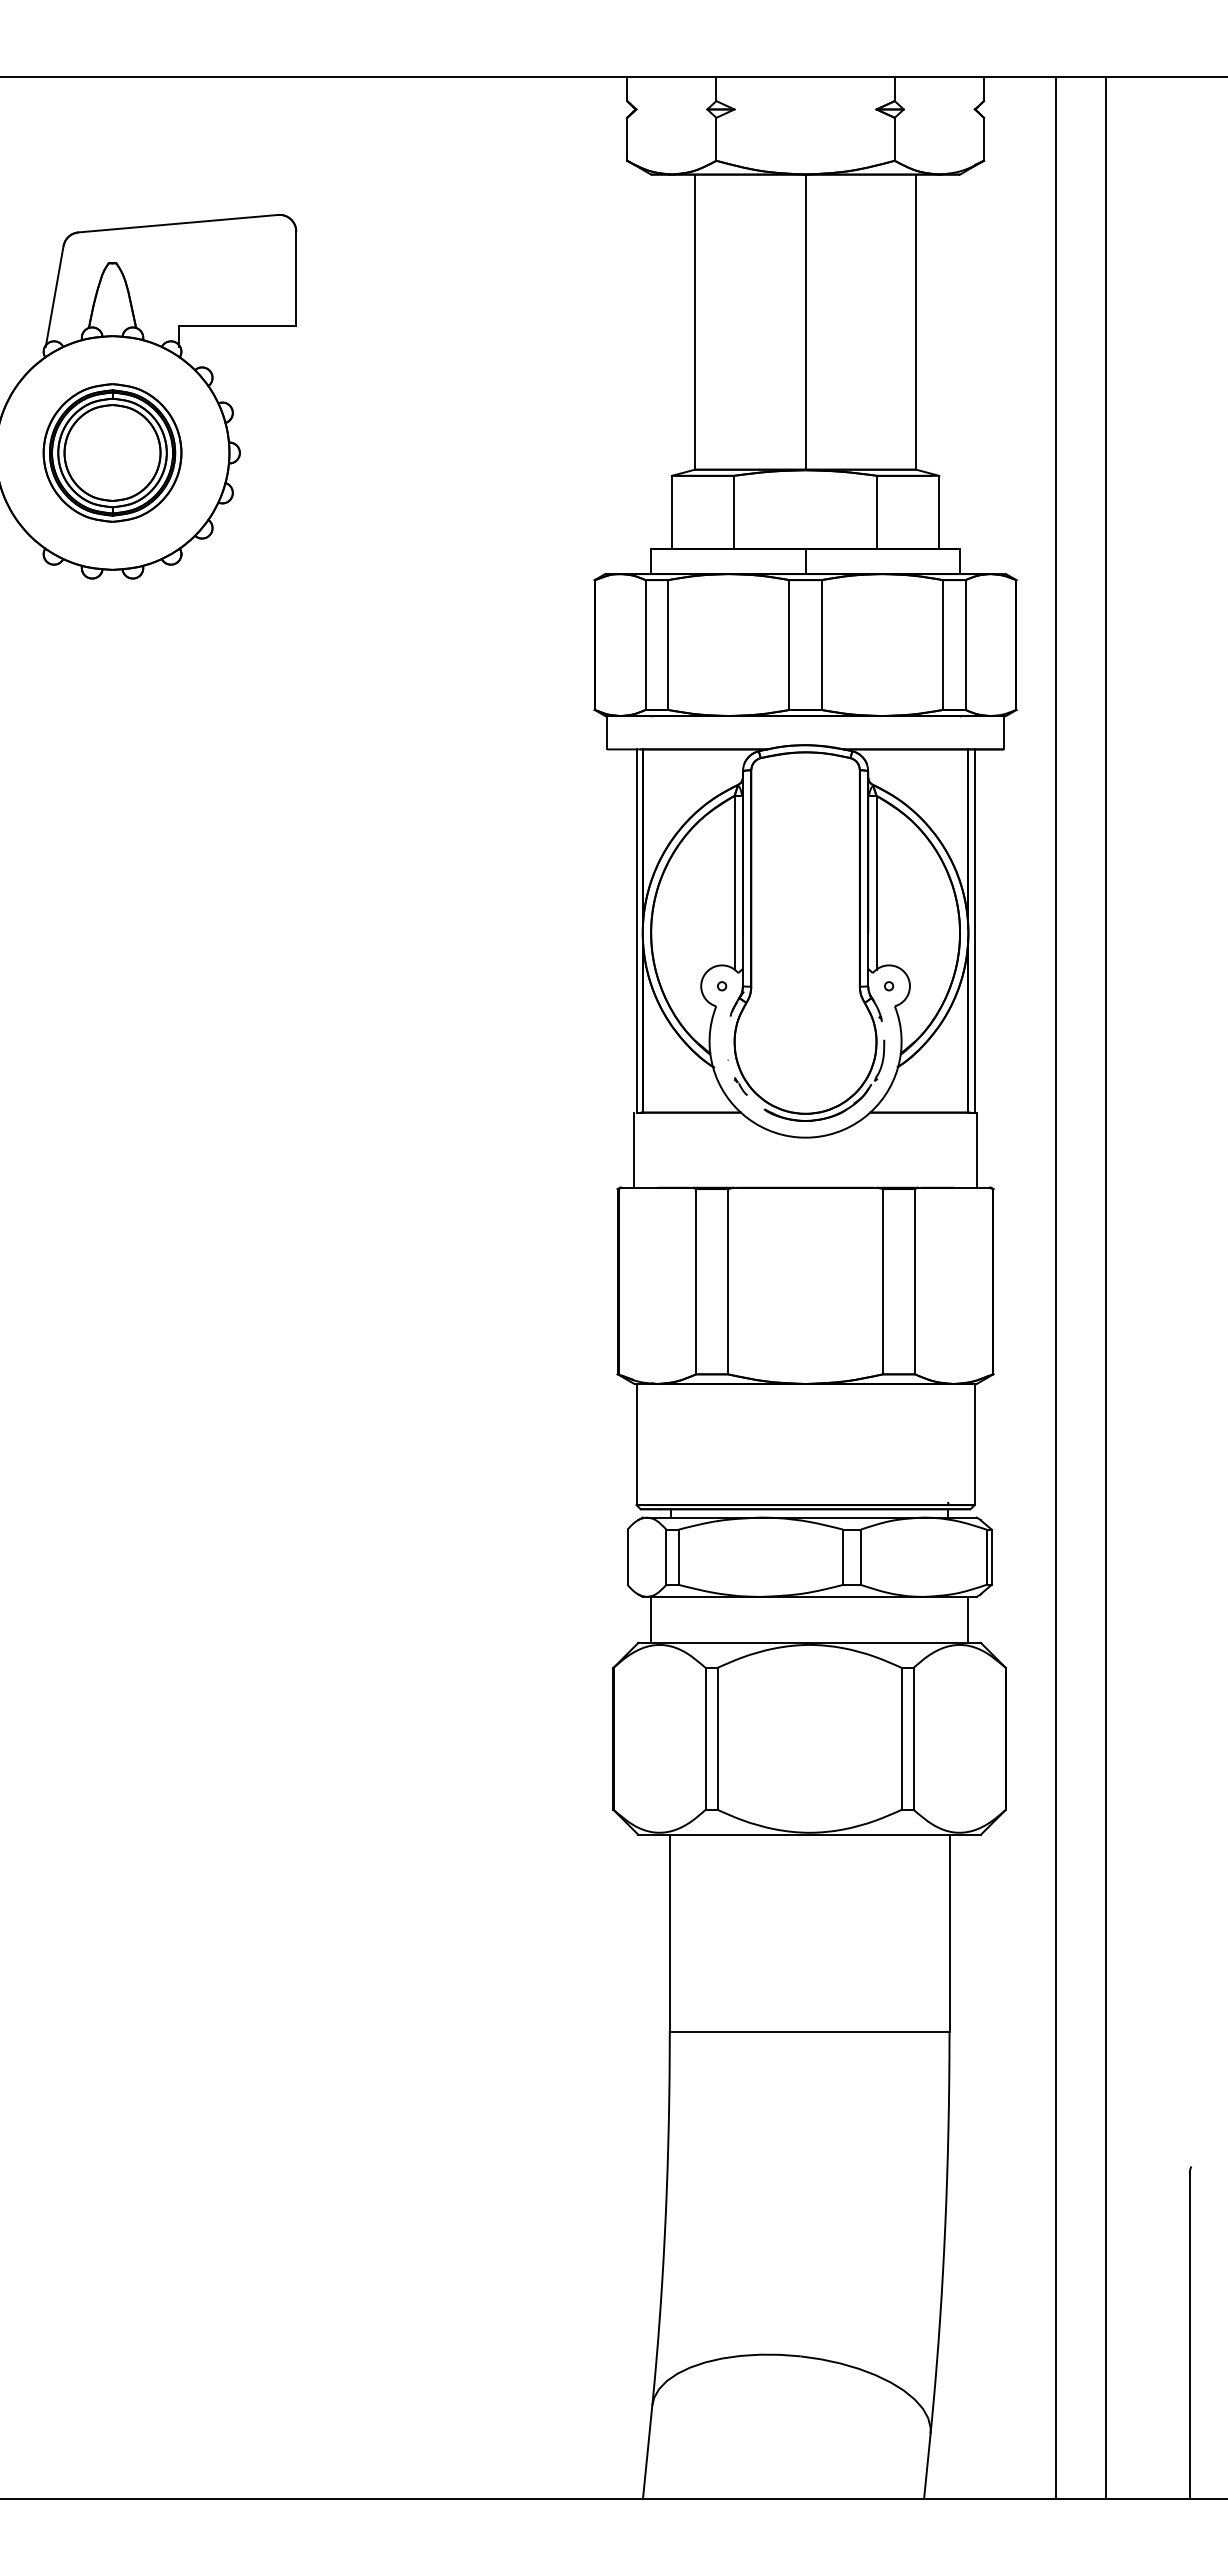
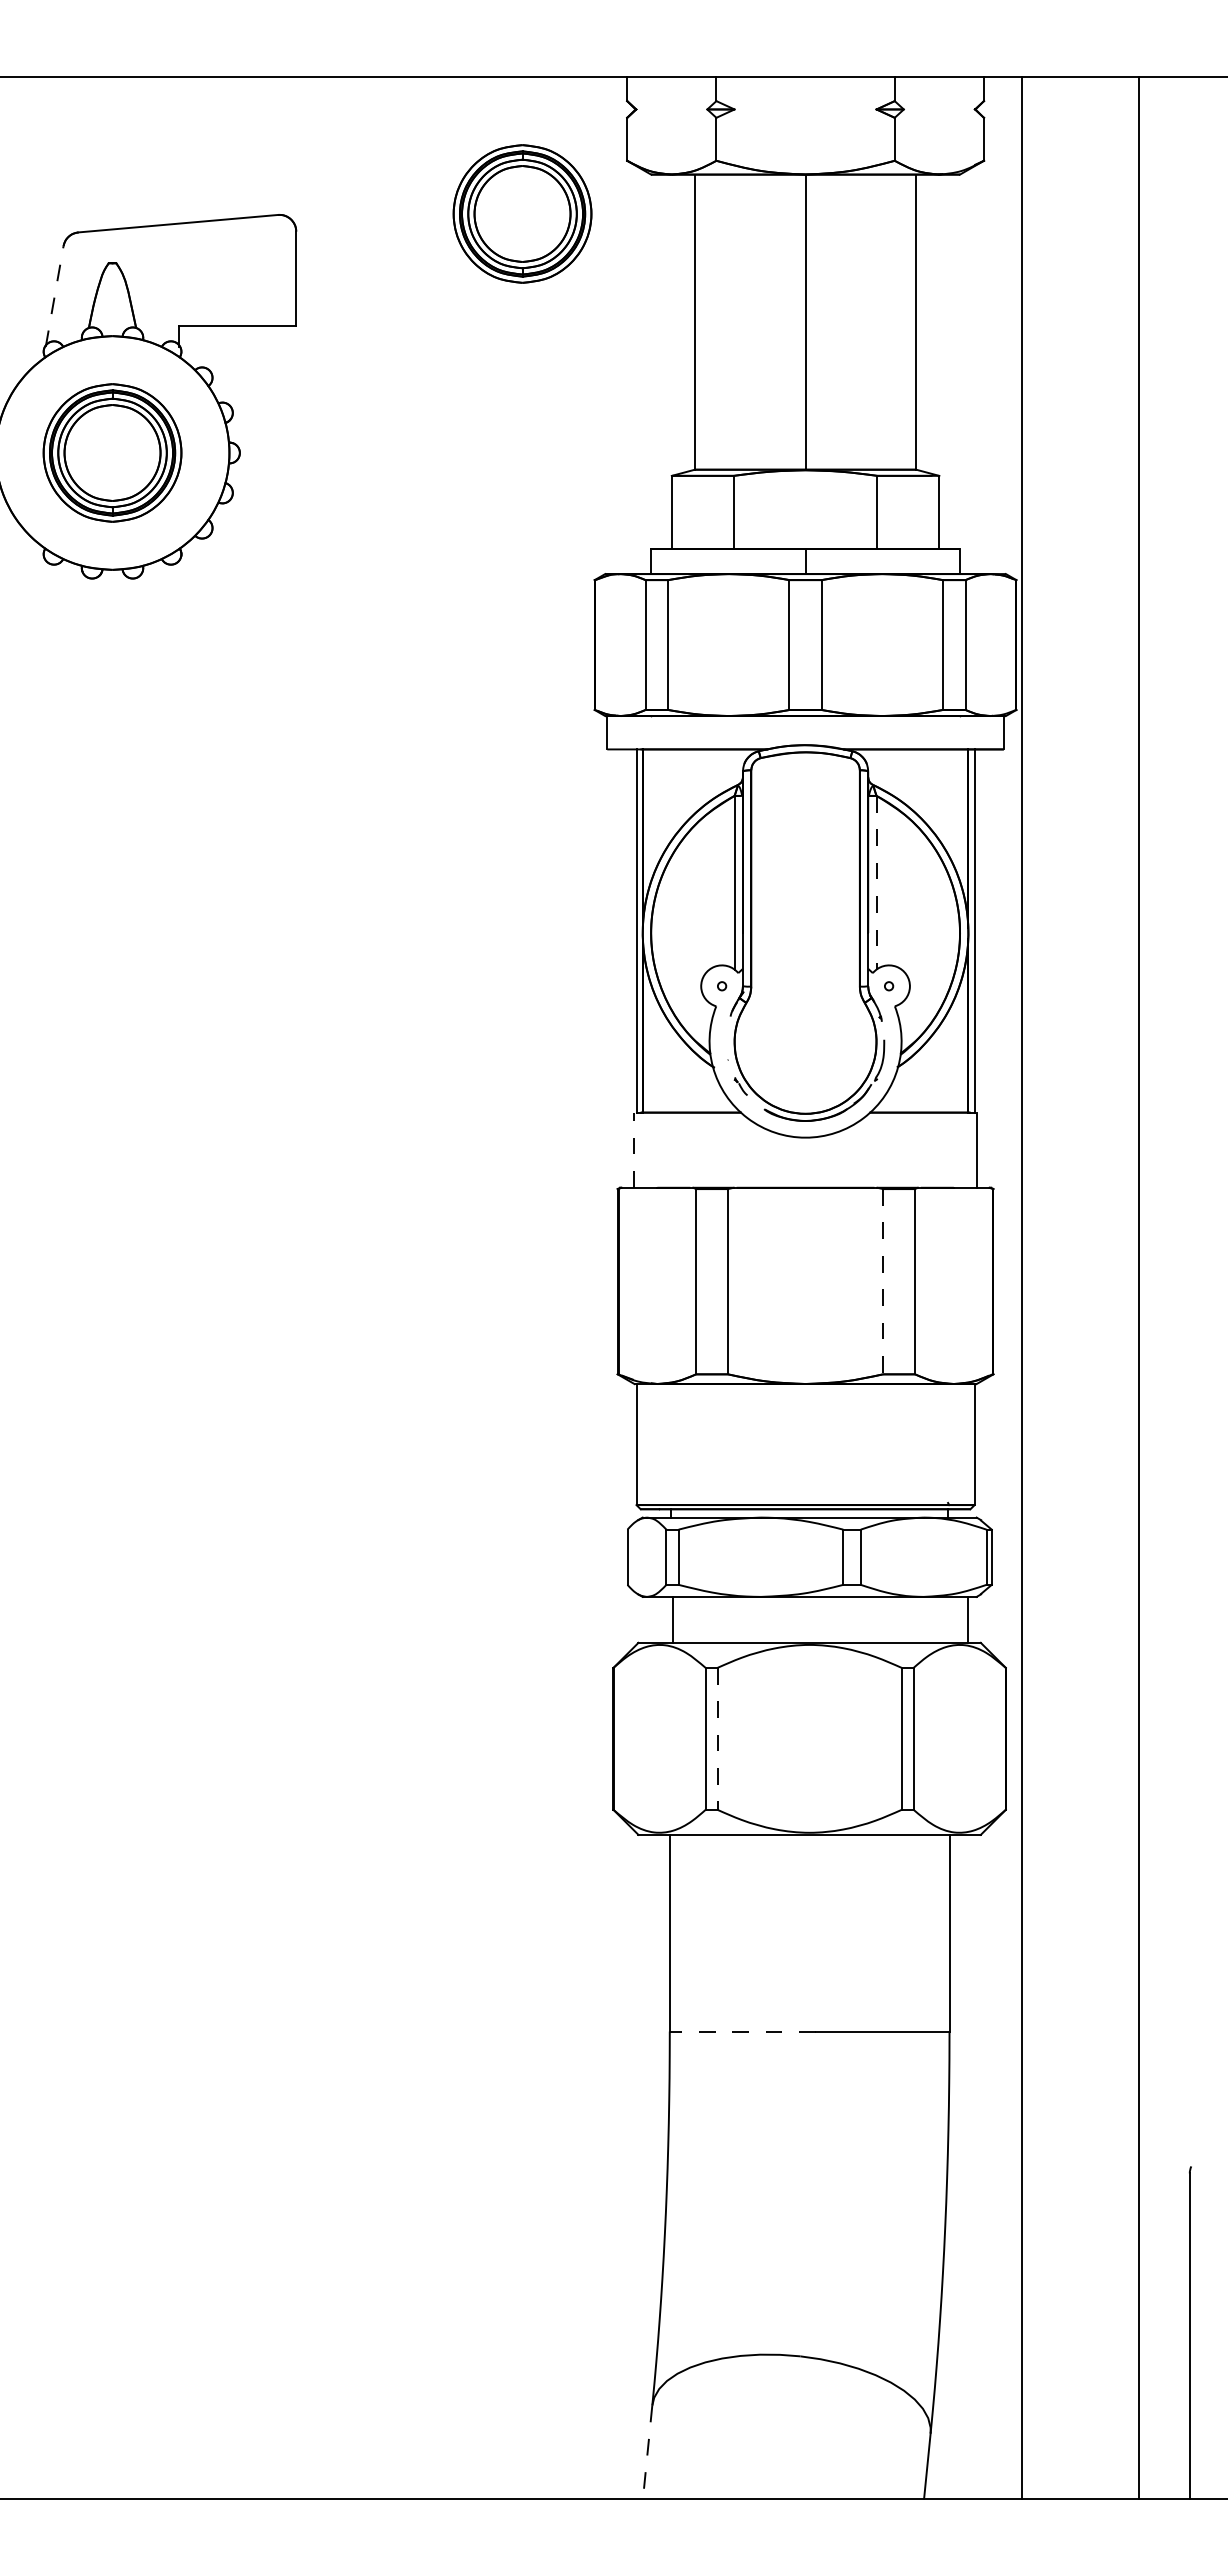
part: none -> present (522, 213)
line: solid -> dashed (54, 296)
line: solid -> dashed (876, 882)
line: solid -> dashed (634, 1150)
line: solid -> dashed (883, 1281)
line position: (1056, 1287) -> (1022, 1287) (1022, 1287)
line position: (1106, 1287) -> (1139, 1287) (1139, 1287)
line position: (651, 1619) -> (673, 1619) (673, 1619)
line: solid -> dashed (717, 1738)
line: solid -> dashed (742, 2031)
line: solid -> dashed (647, 2452)
